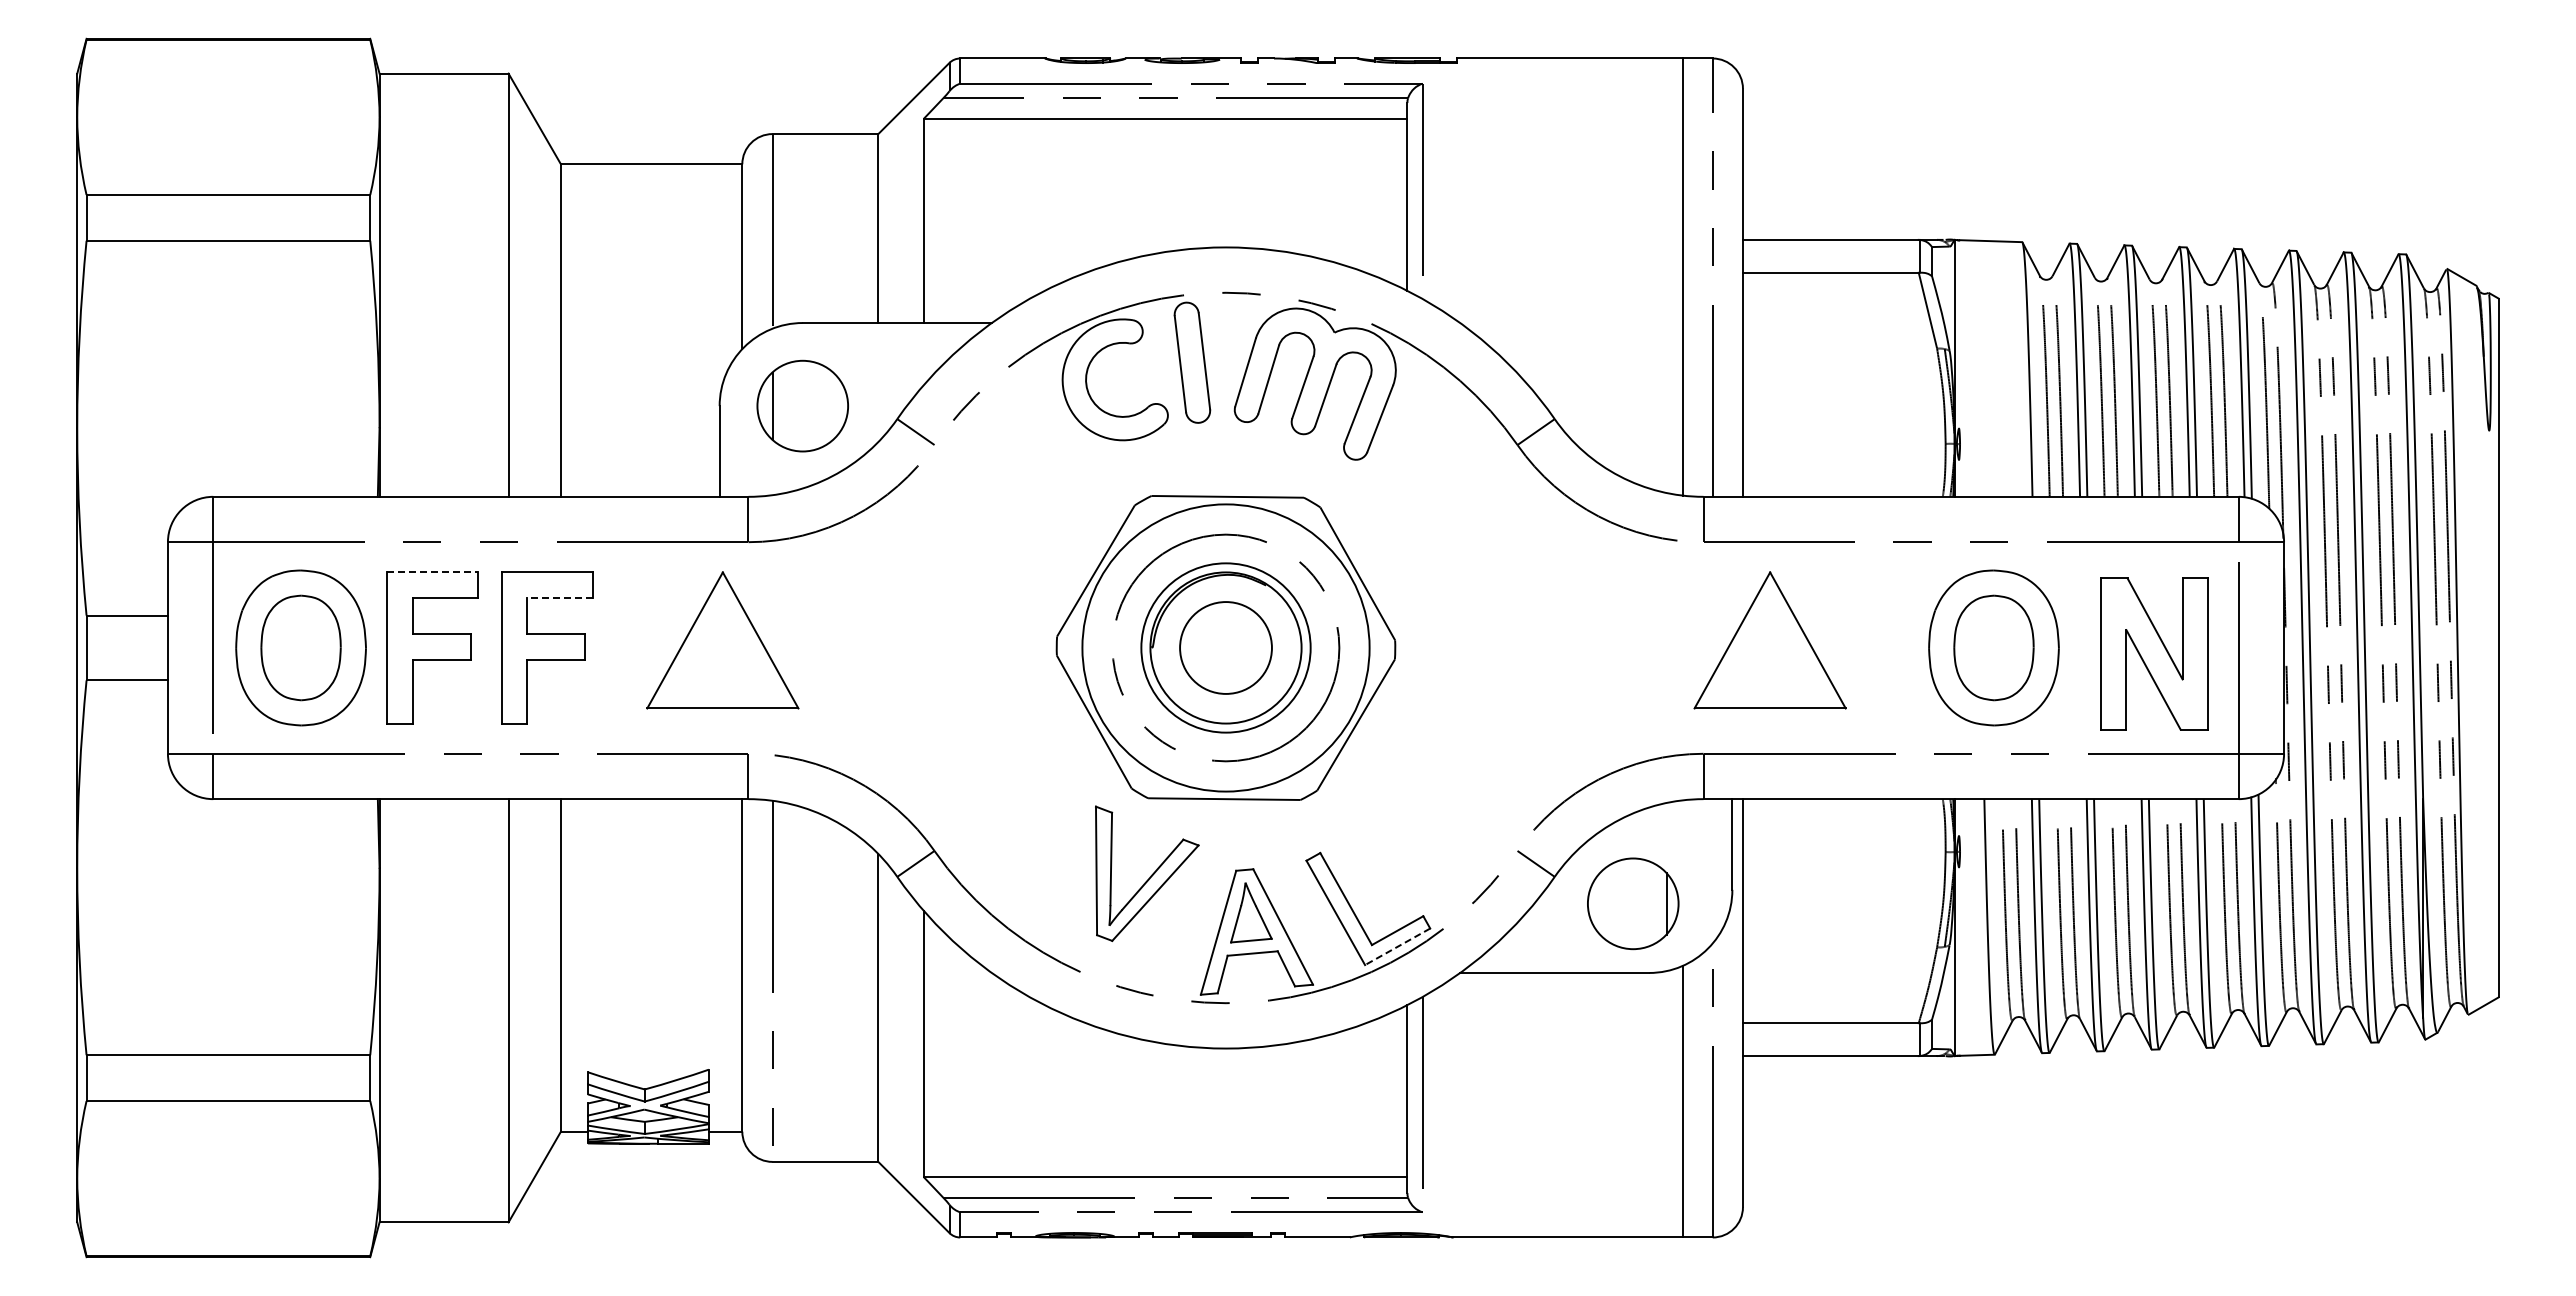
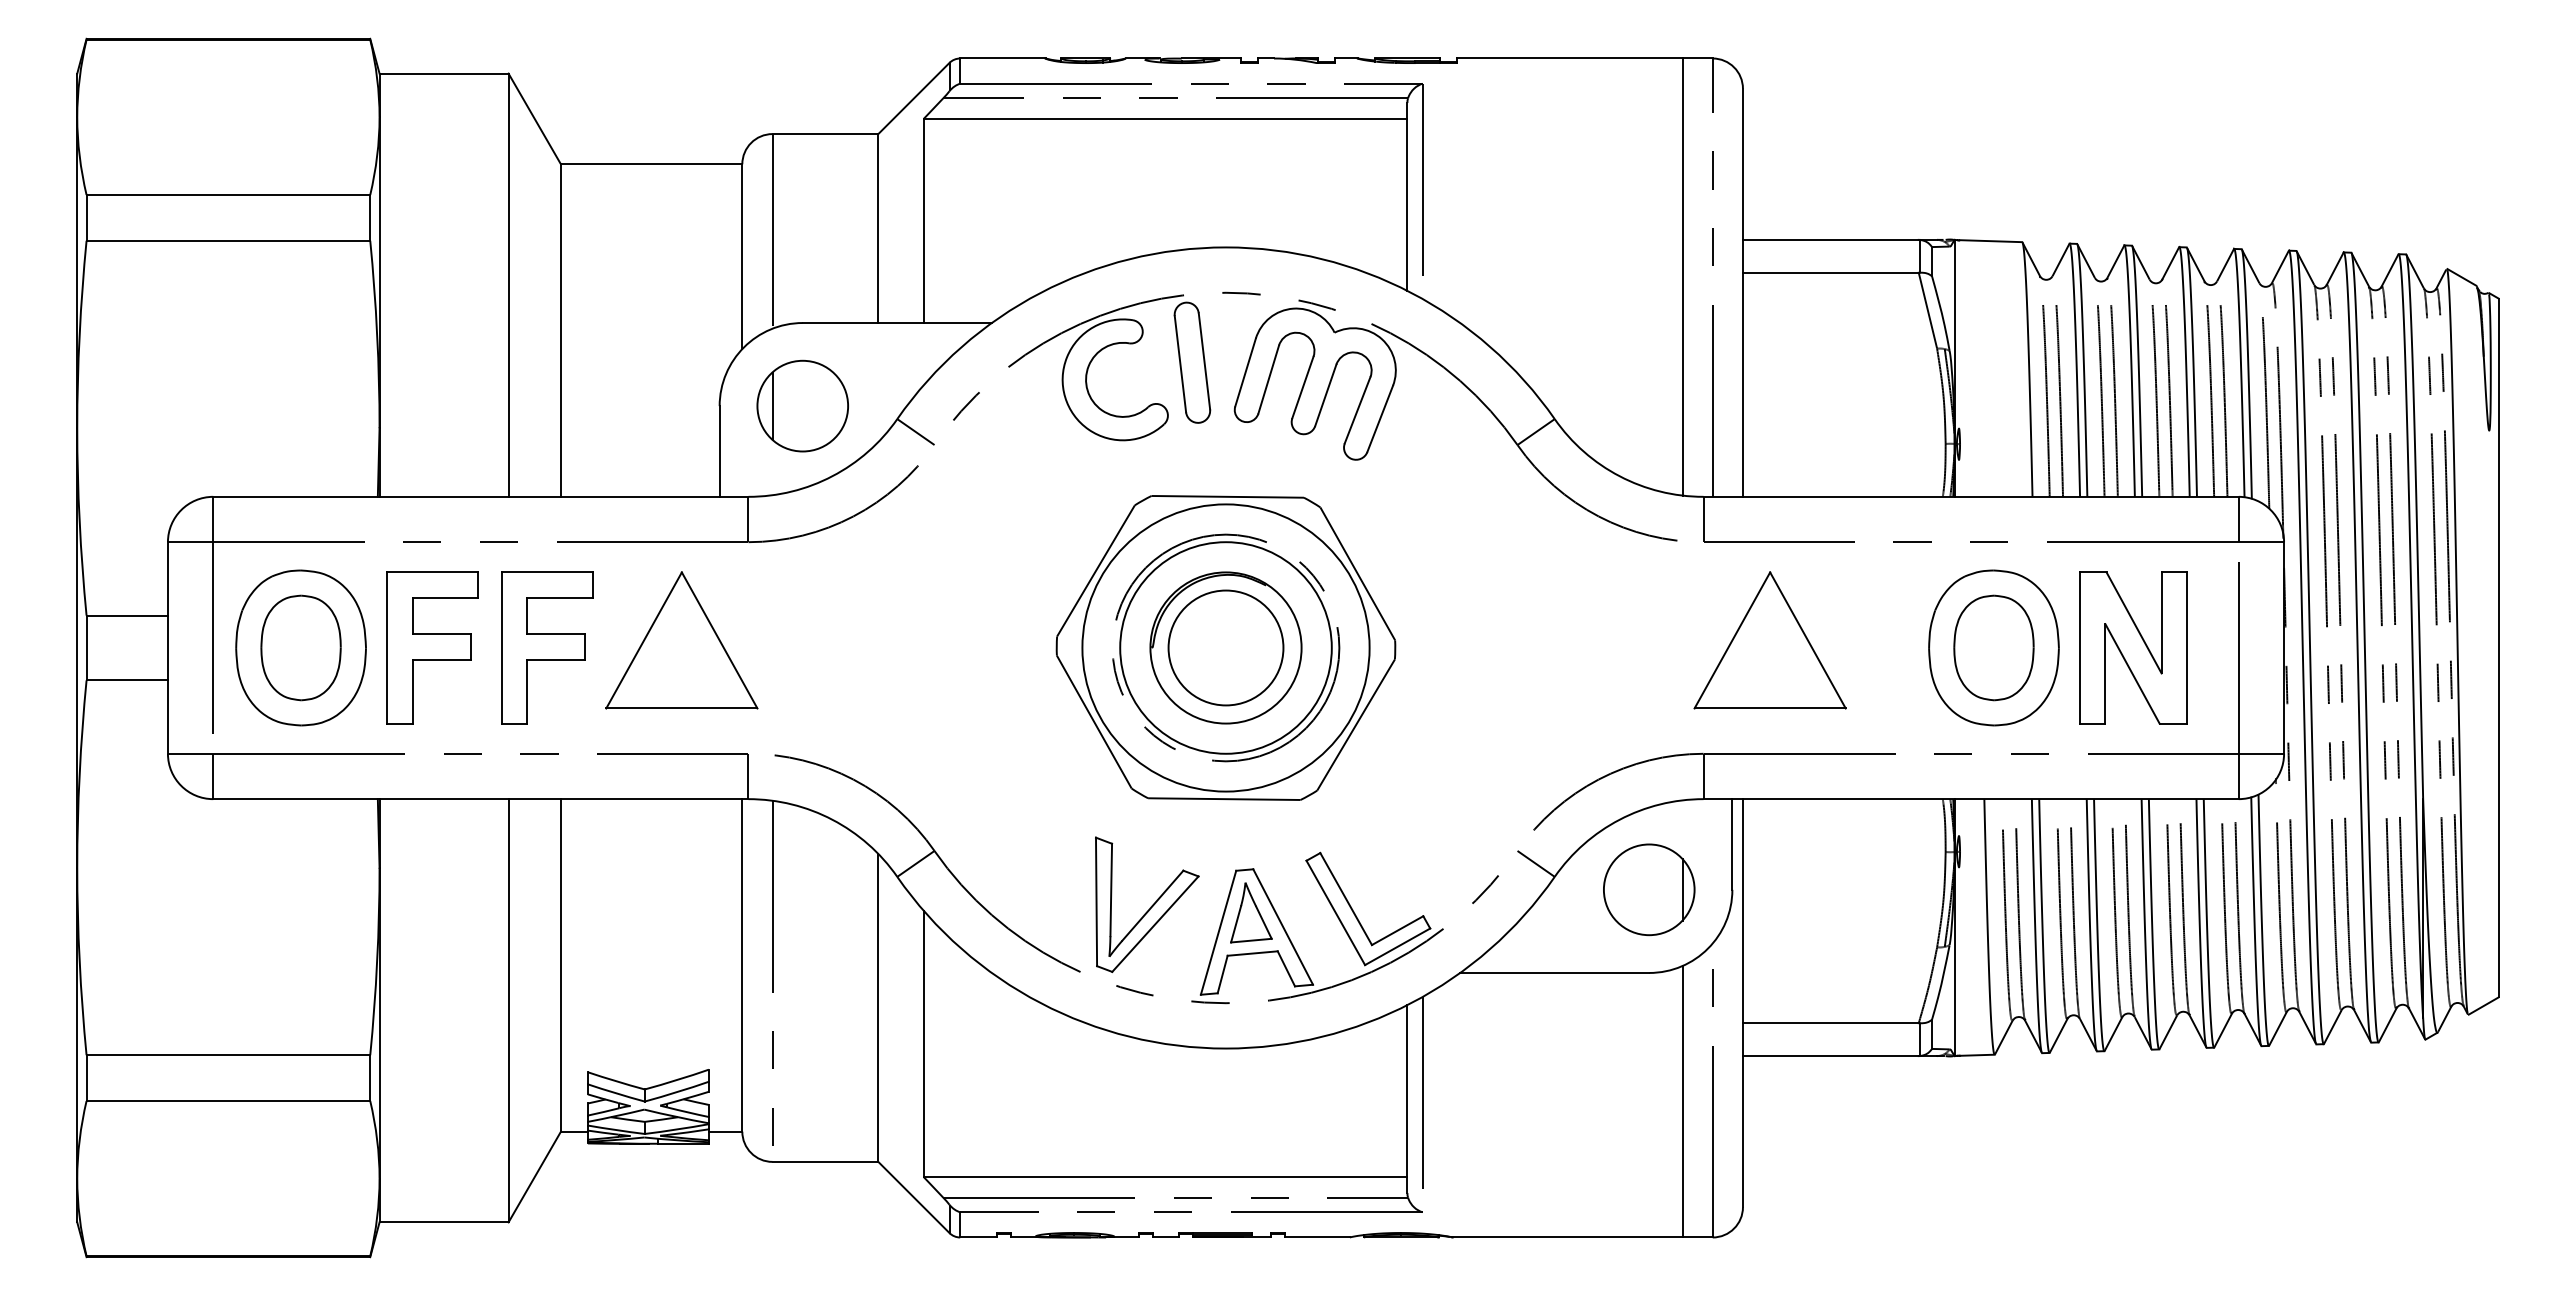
line: dashed -> solid (432, 572)
line: dashed -> solid (559, 597)
part position: (722, 640) -> (681, 640) (681, 640)
circle diameter: 169 px -> 212 px (1225, 647)
circle diameter: 92 px -> 115 px (1225, 647)
part position: (2154, 653) -> (2133, 647) (2133, 647)
part position: (1147, 873) -> (1147, 904) (1147, 904)
part position: (1633, 903) -> (1649, 889) (1649, 889)
line: dashed -> solid (1397, 947)
